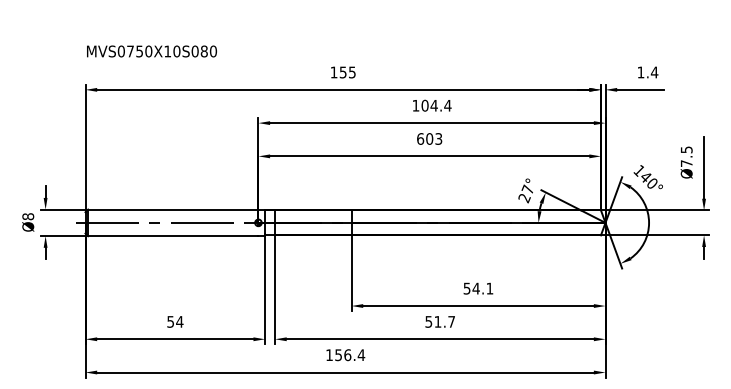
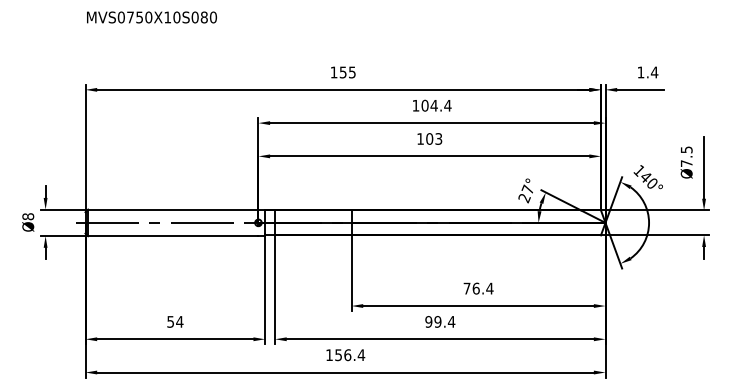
text position: (151, 51) -> (151, 17) (151, 17)
text: 603 -> 103 (420, 138)
text: 54.1 -> 76.4 (478, 288)
text: 51.7 -> 99.4 (440, 321)
